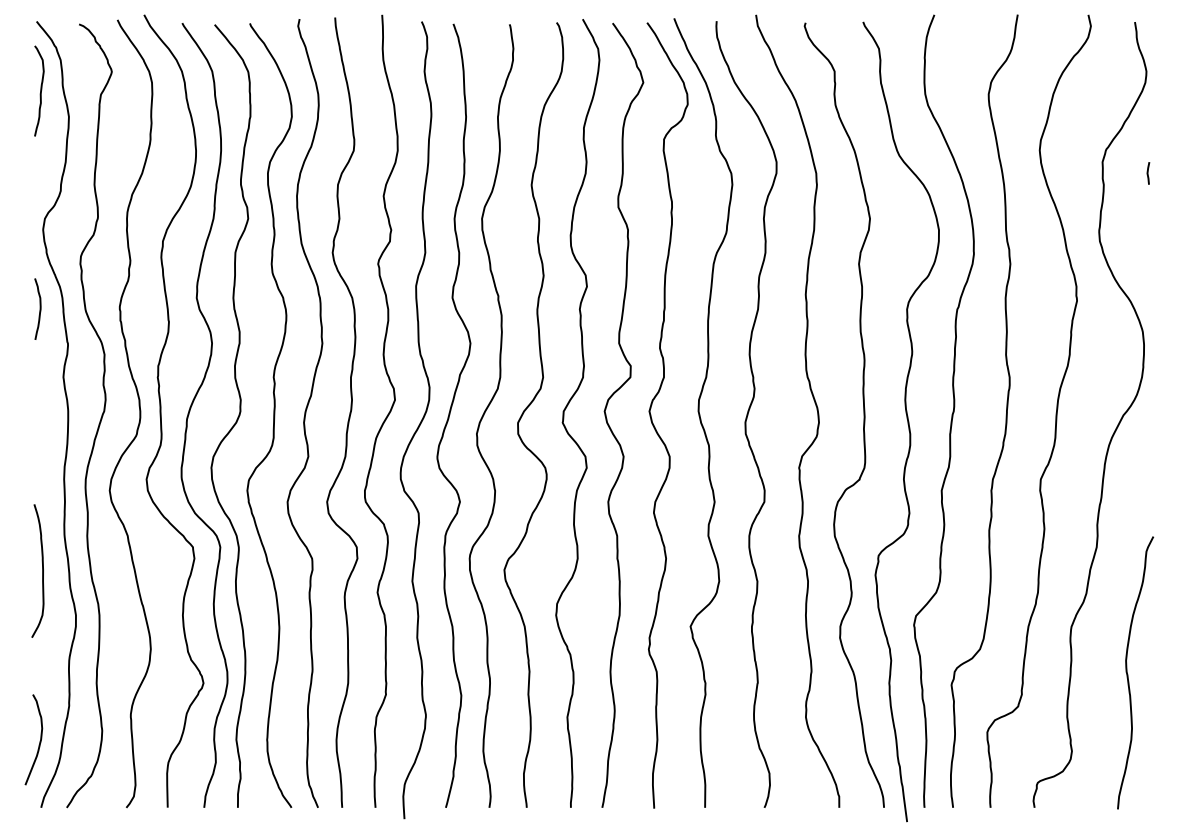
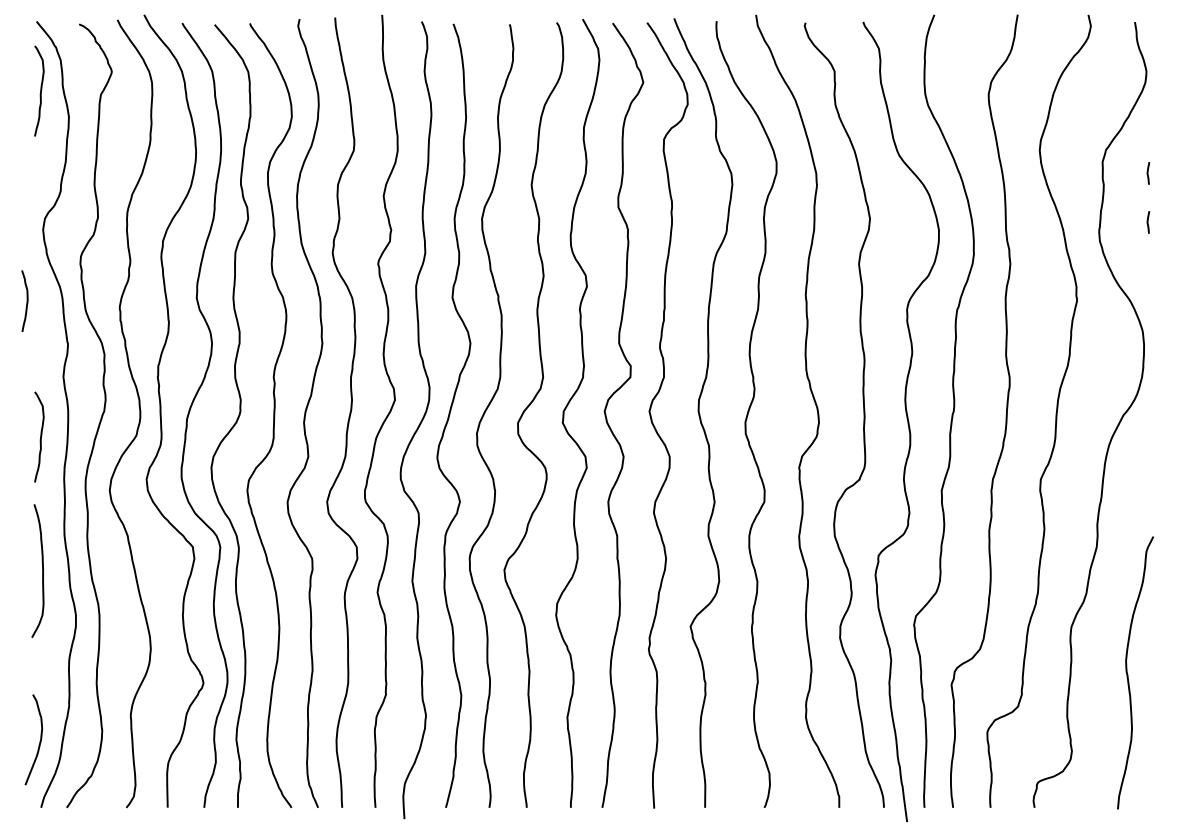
line: none -> present (1148, 222)
curve position: (39, 308) -> (26, 300) (26, 300)
curve: none -> present (40, 436)
